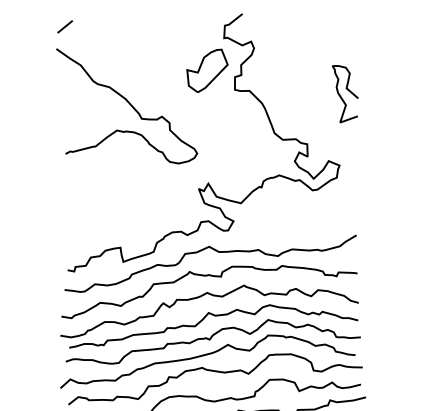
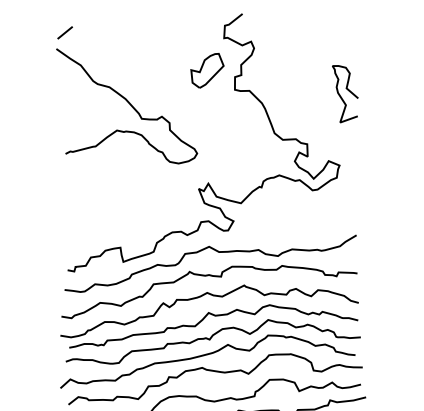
line position: (64, 26) -> (64, 32) (64, 32)
part size: 43x45 px -> 35x36 px (207, 70)
